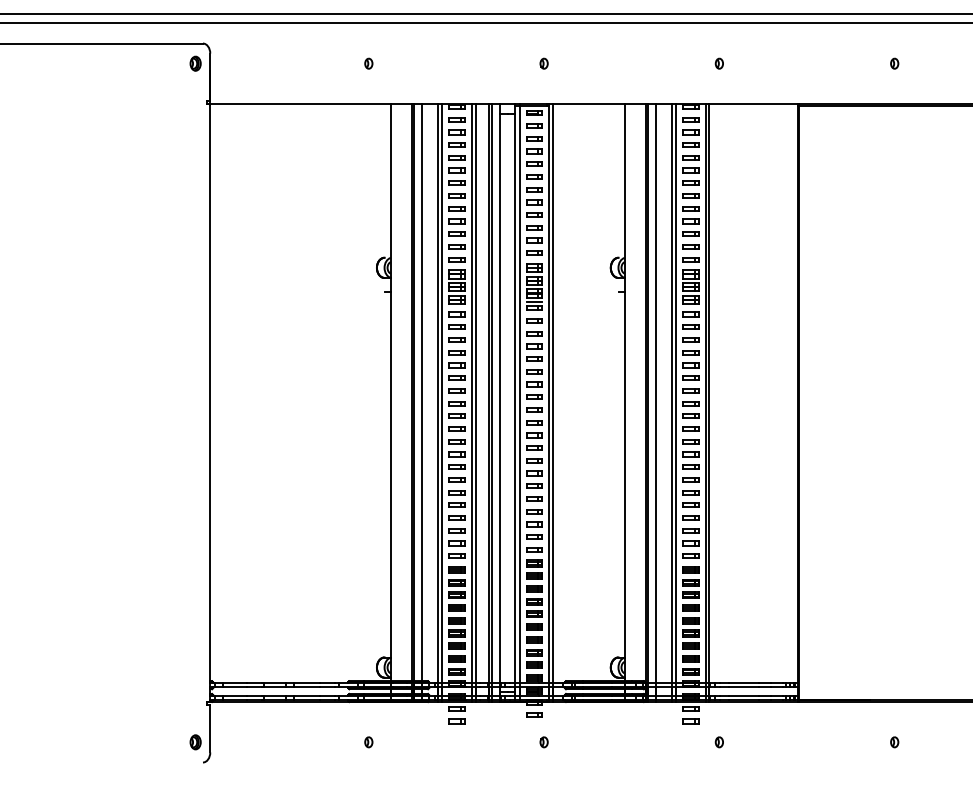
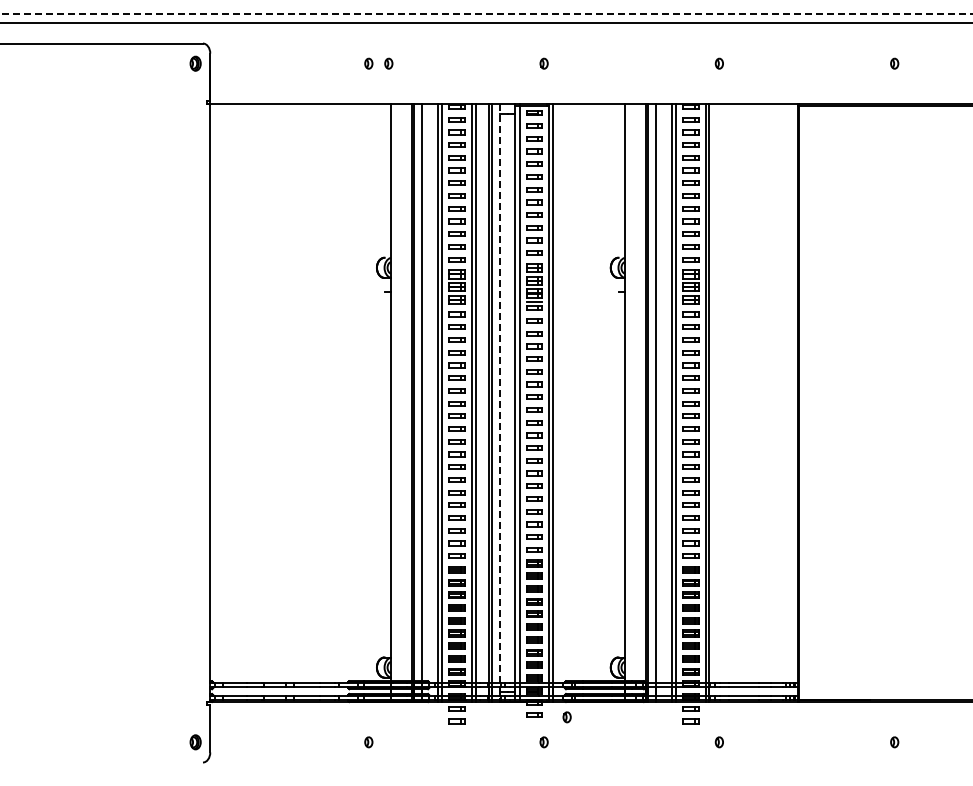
line: solid -> dashed (487, 14)
part: none -> present (388, 63)
line: solid -> dashed (499, 403)
part: none -> present (566, 717)
